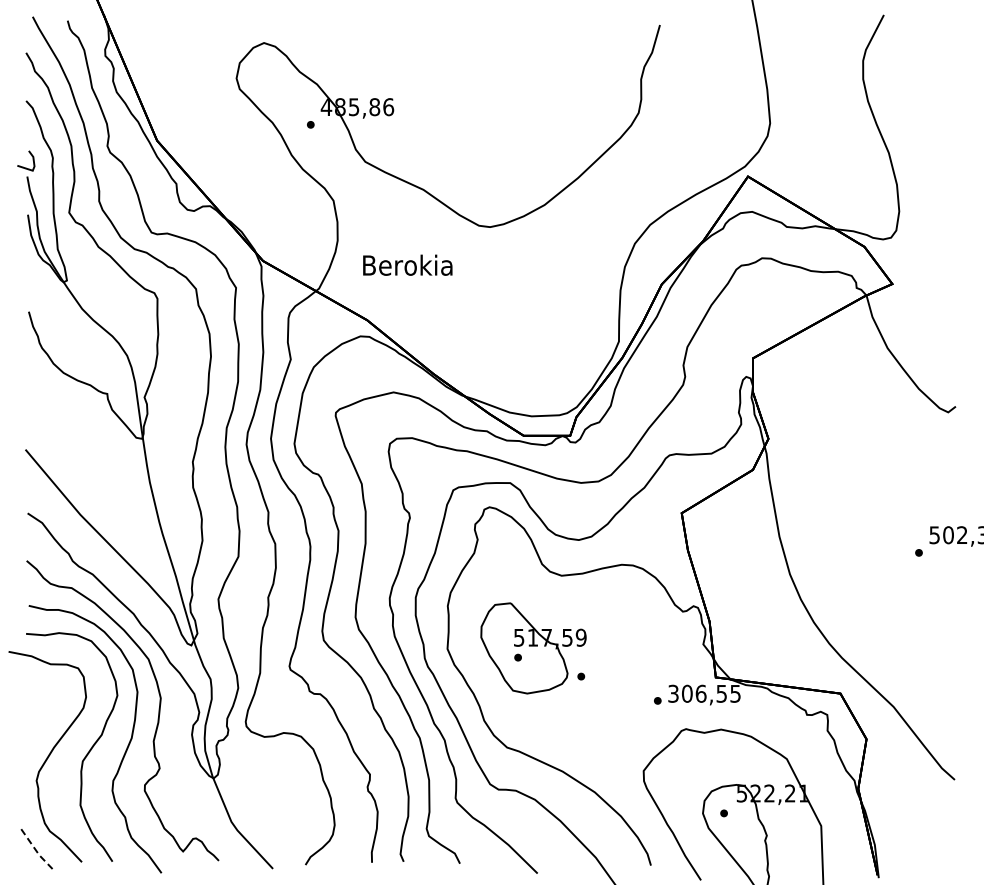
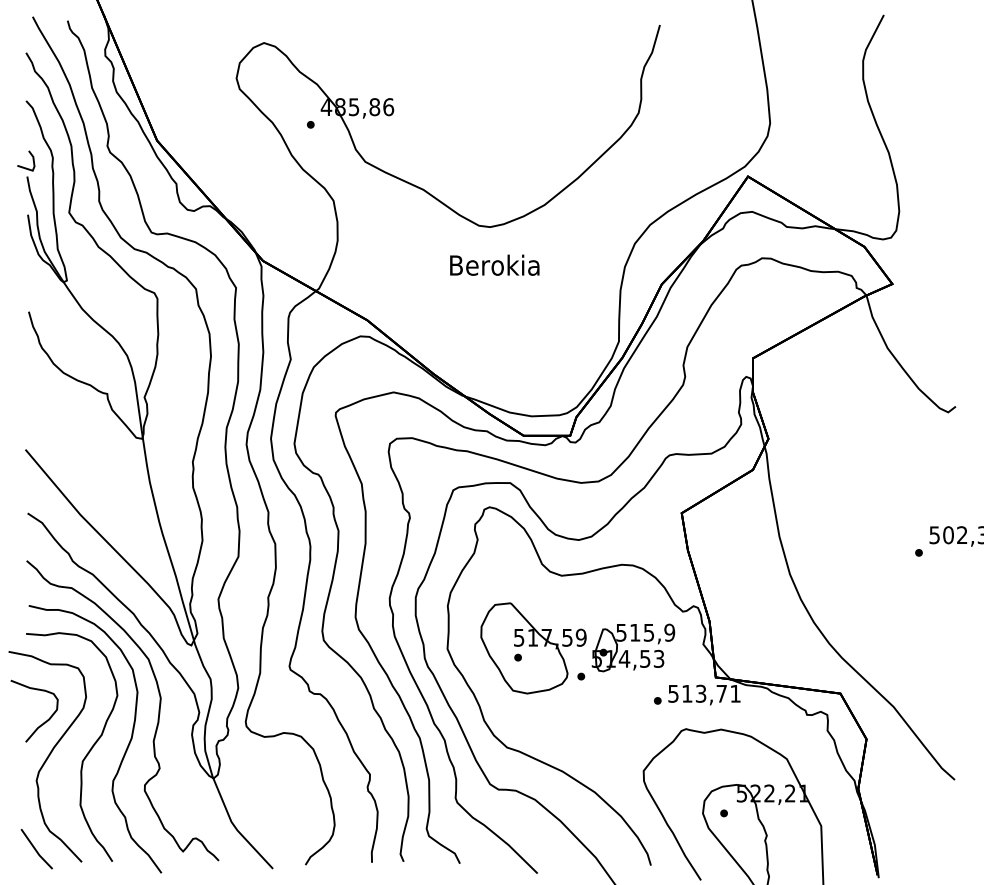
text position: (407, 264) -> (494, 264) (494, 264)
part: none -> present (633, 647)
text: 306,55 -> 513,71 (704, 693)
curve: none -> present (44, 721)
line: dashed -> solid (36, 850)
